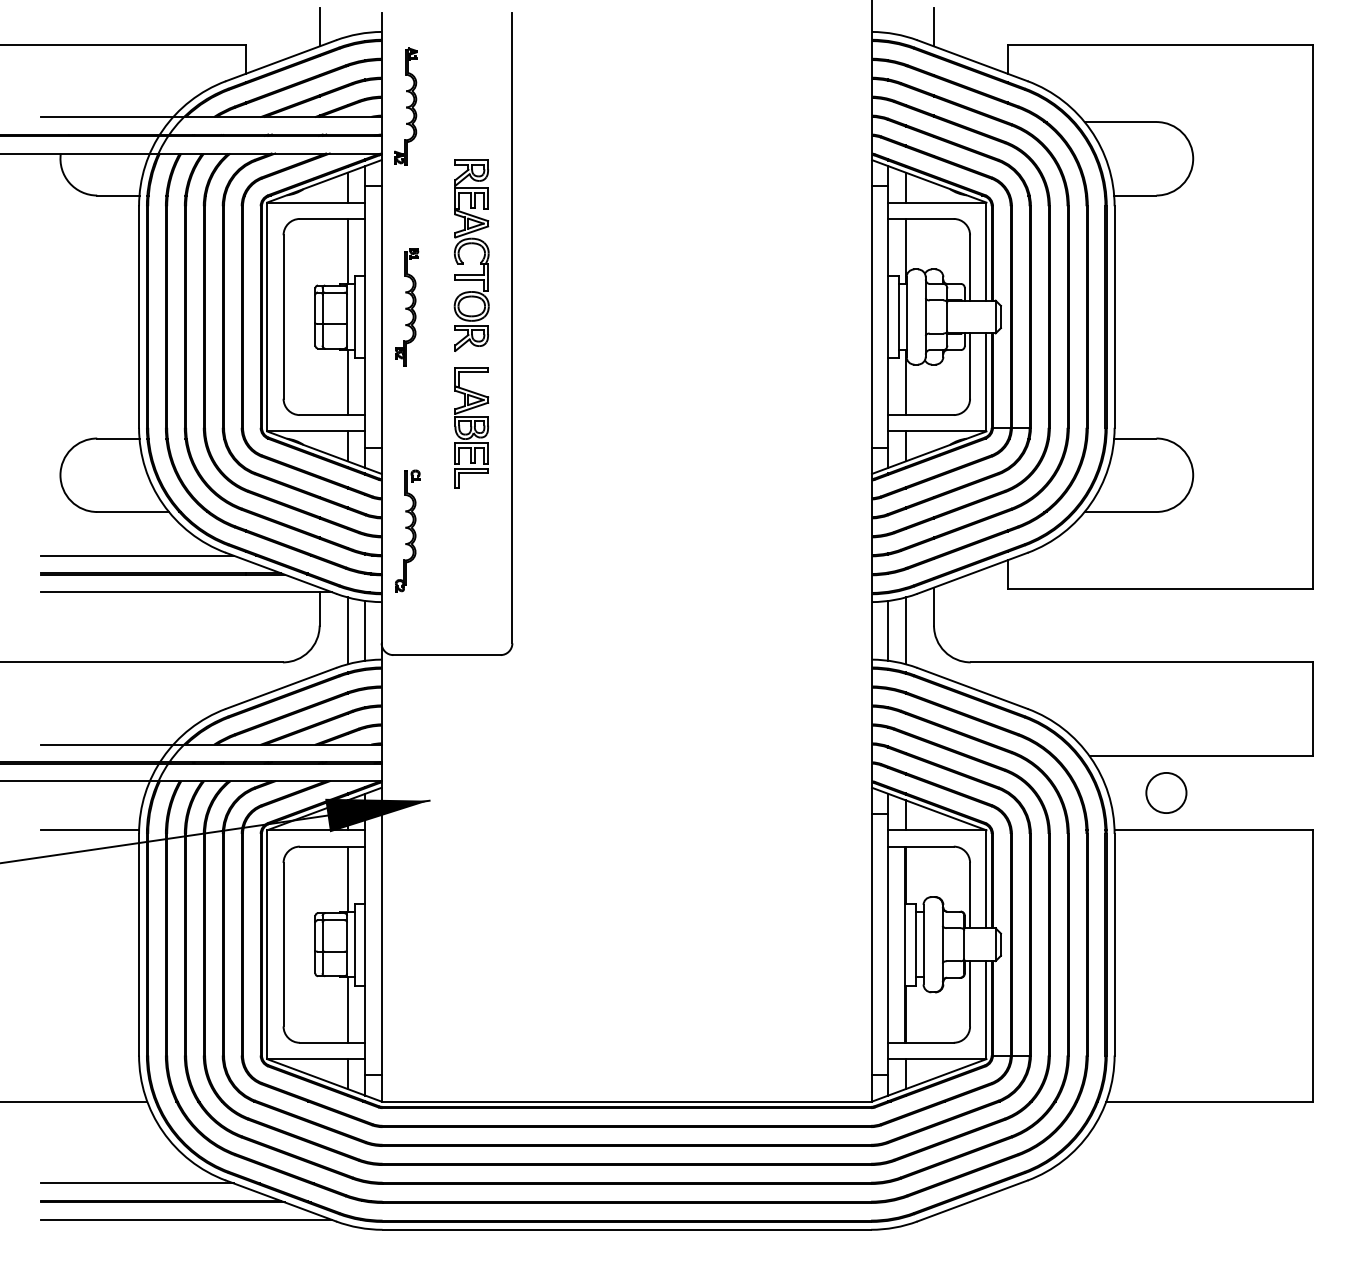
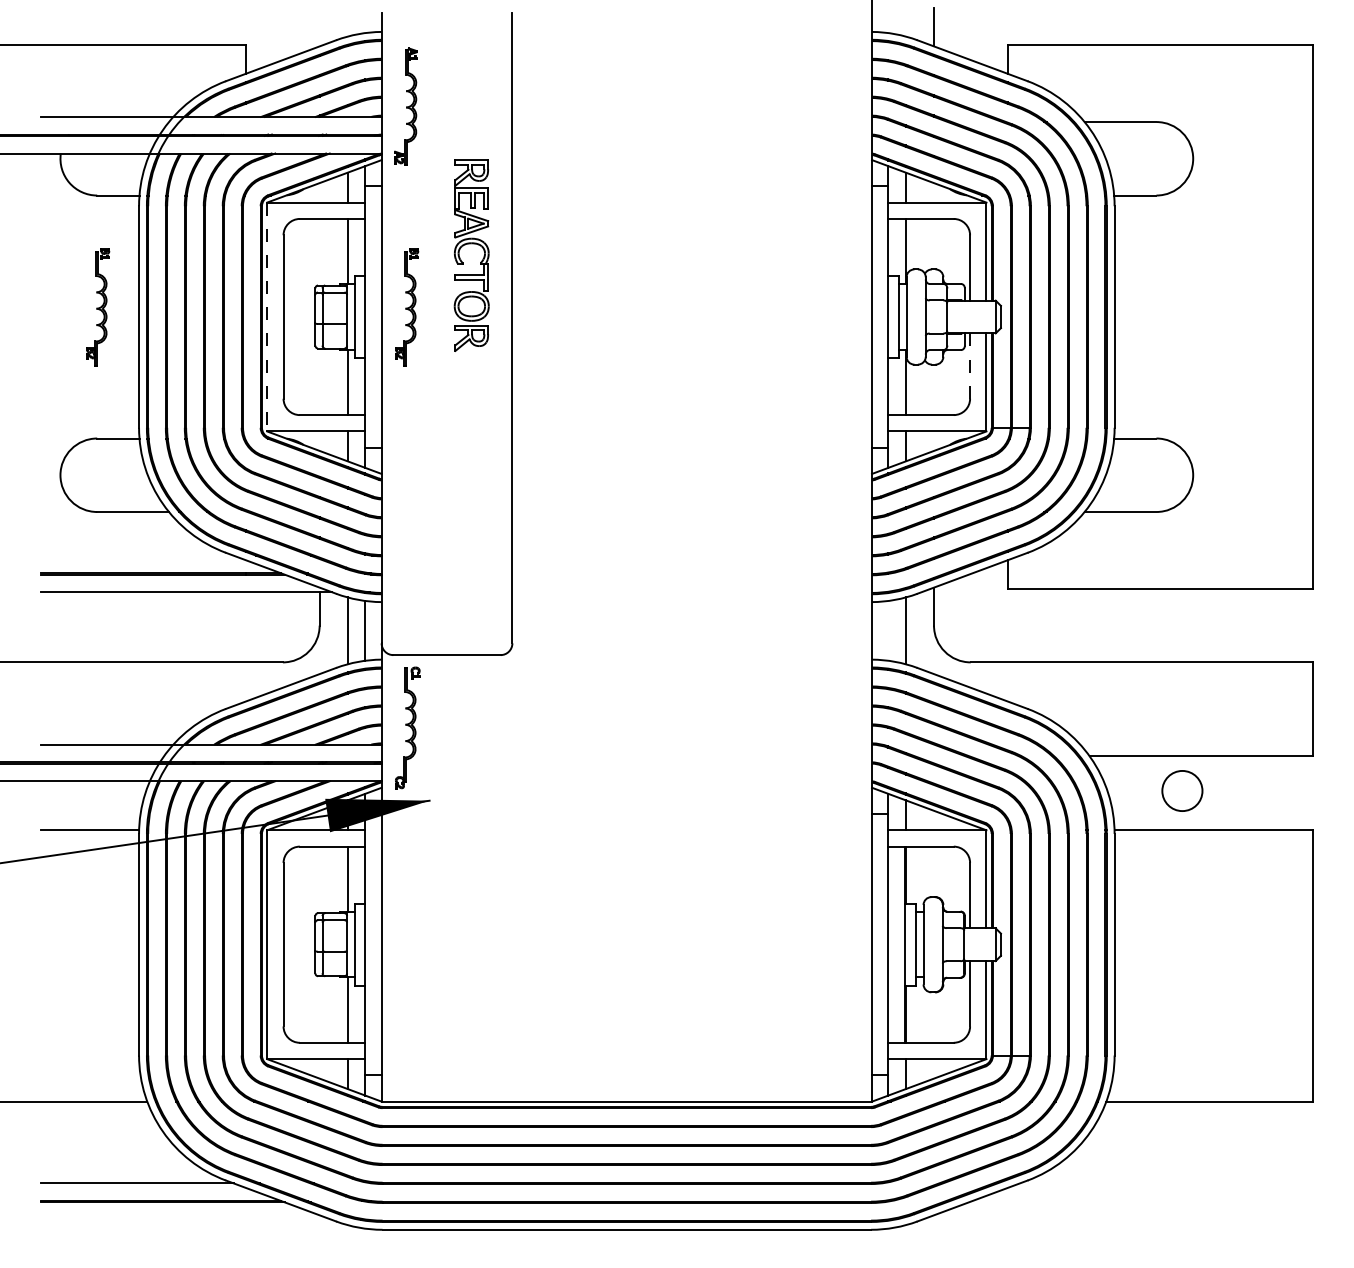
line: present -> none (319, 27)
part: none -> present (98, 307)
line: solid -> dashed (267, 317)
line: solid -> dashed (970, 366)
part: present -> none (471, 427)
part position: (407, 530) -> (407, 727) (407, 727)
line: present -> none (136, 555)
line: present -> none (888, 630)
circle position: (1166, 792) -> (1182, 790) (1182, 790)
line: present -> none (186, 1220)
